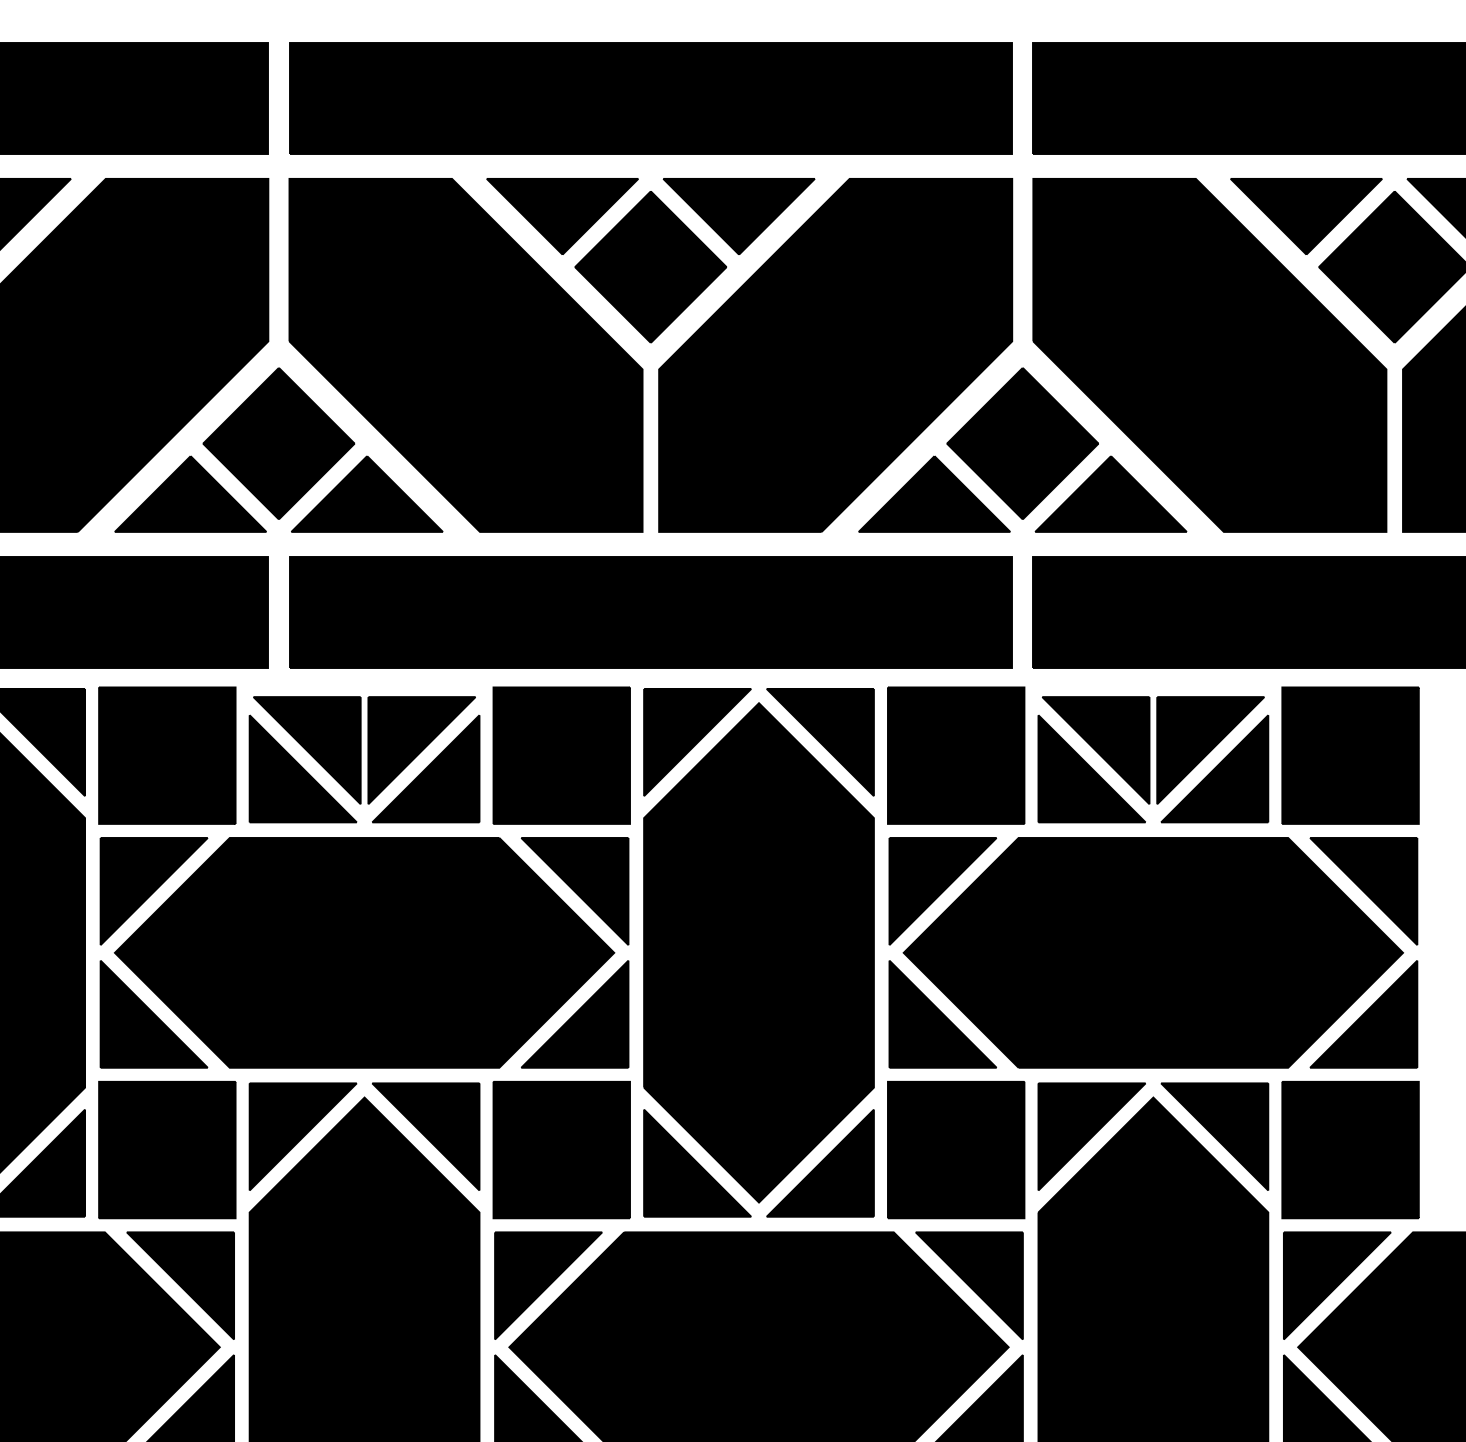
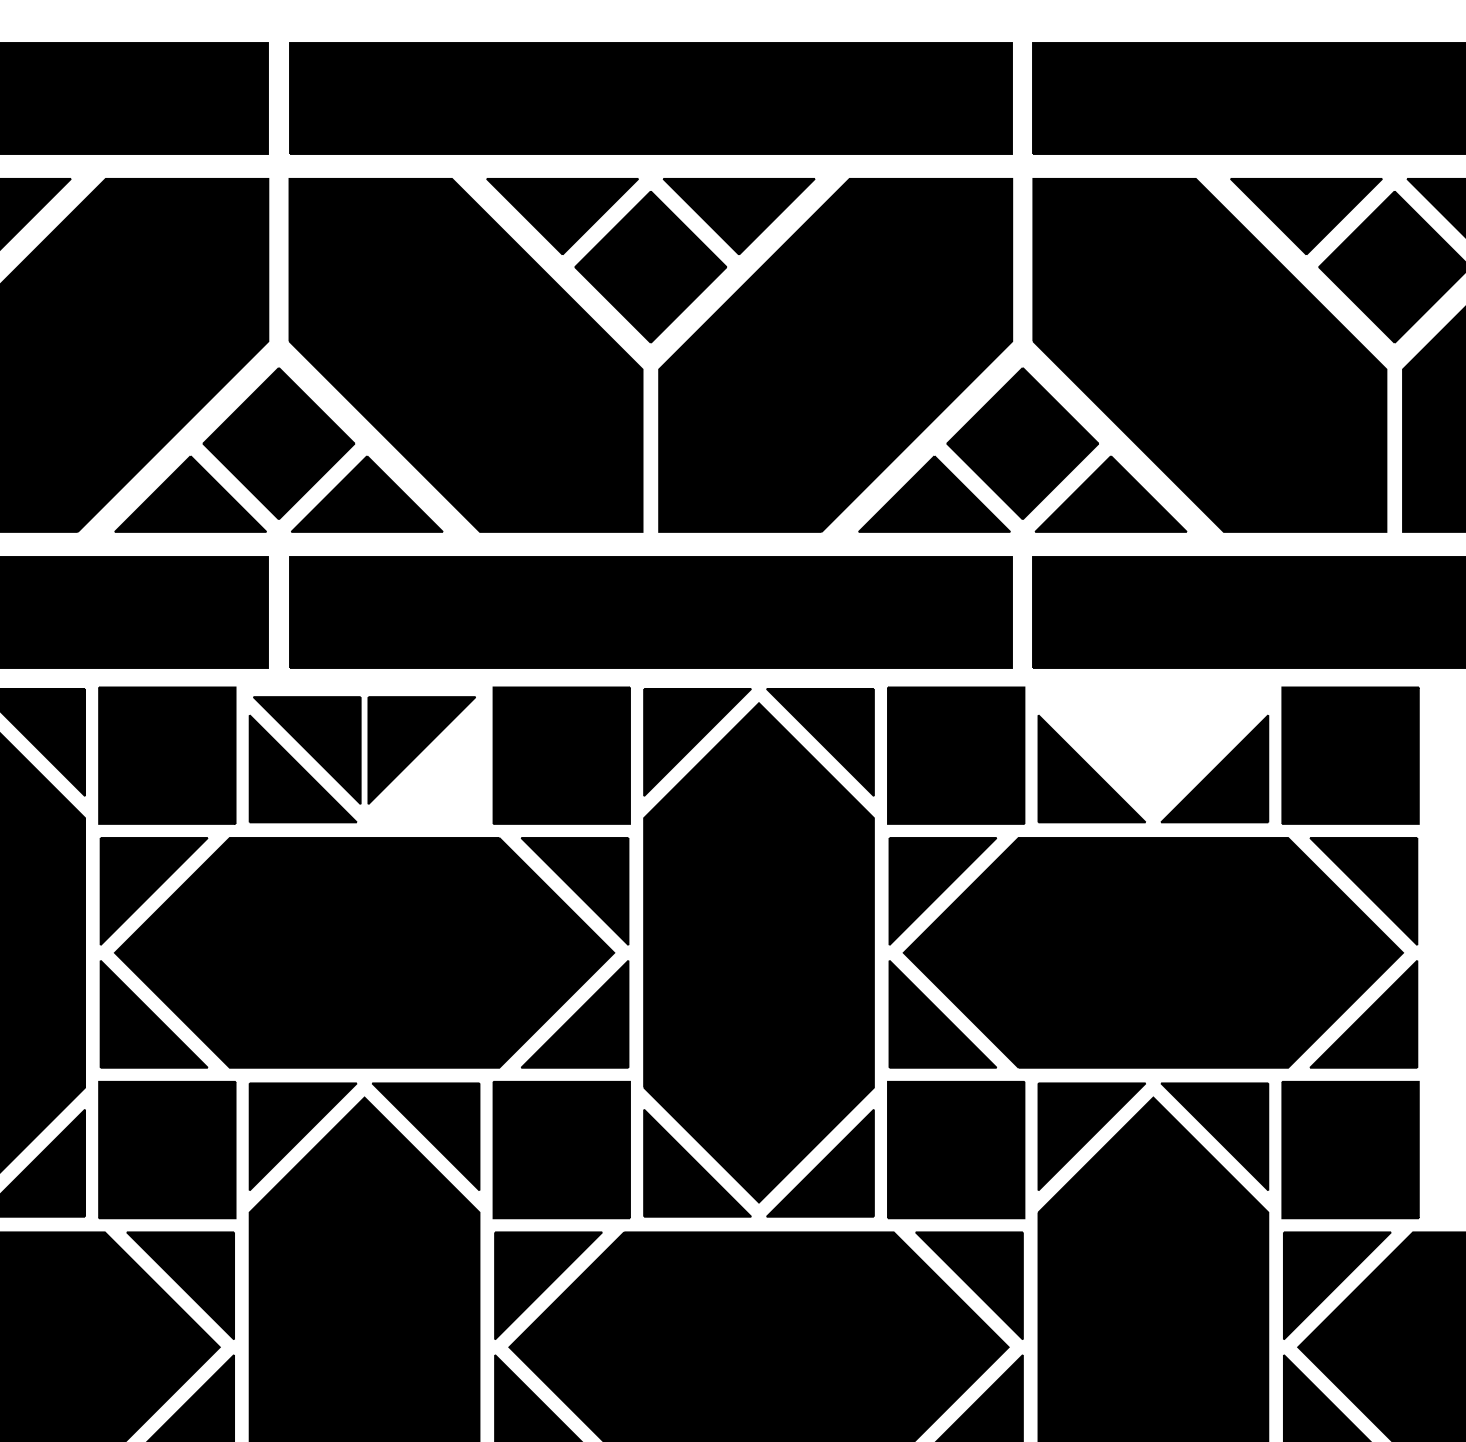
part: present -> none (1153, 750)
part: present -> none (426, 768)
